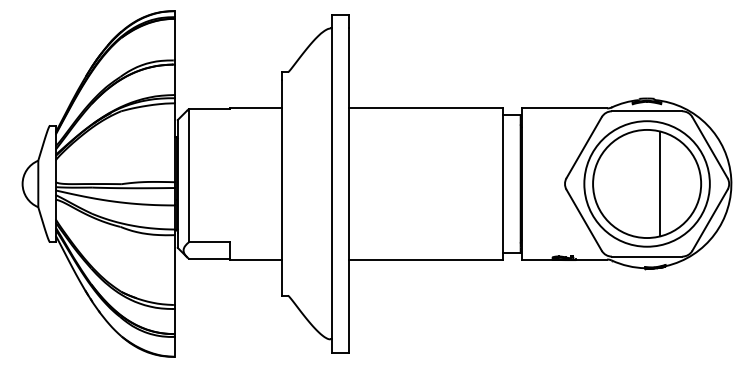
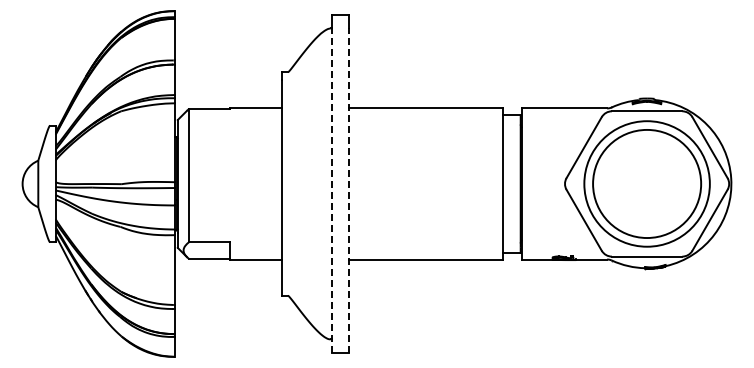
line: present -> none (660, 183)
line: solid -> dashed (331, 189)
line: solid -> dashed (349, 189)
